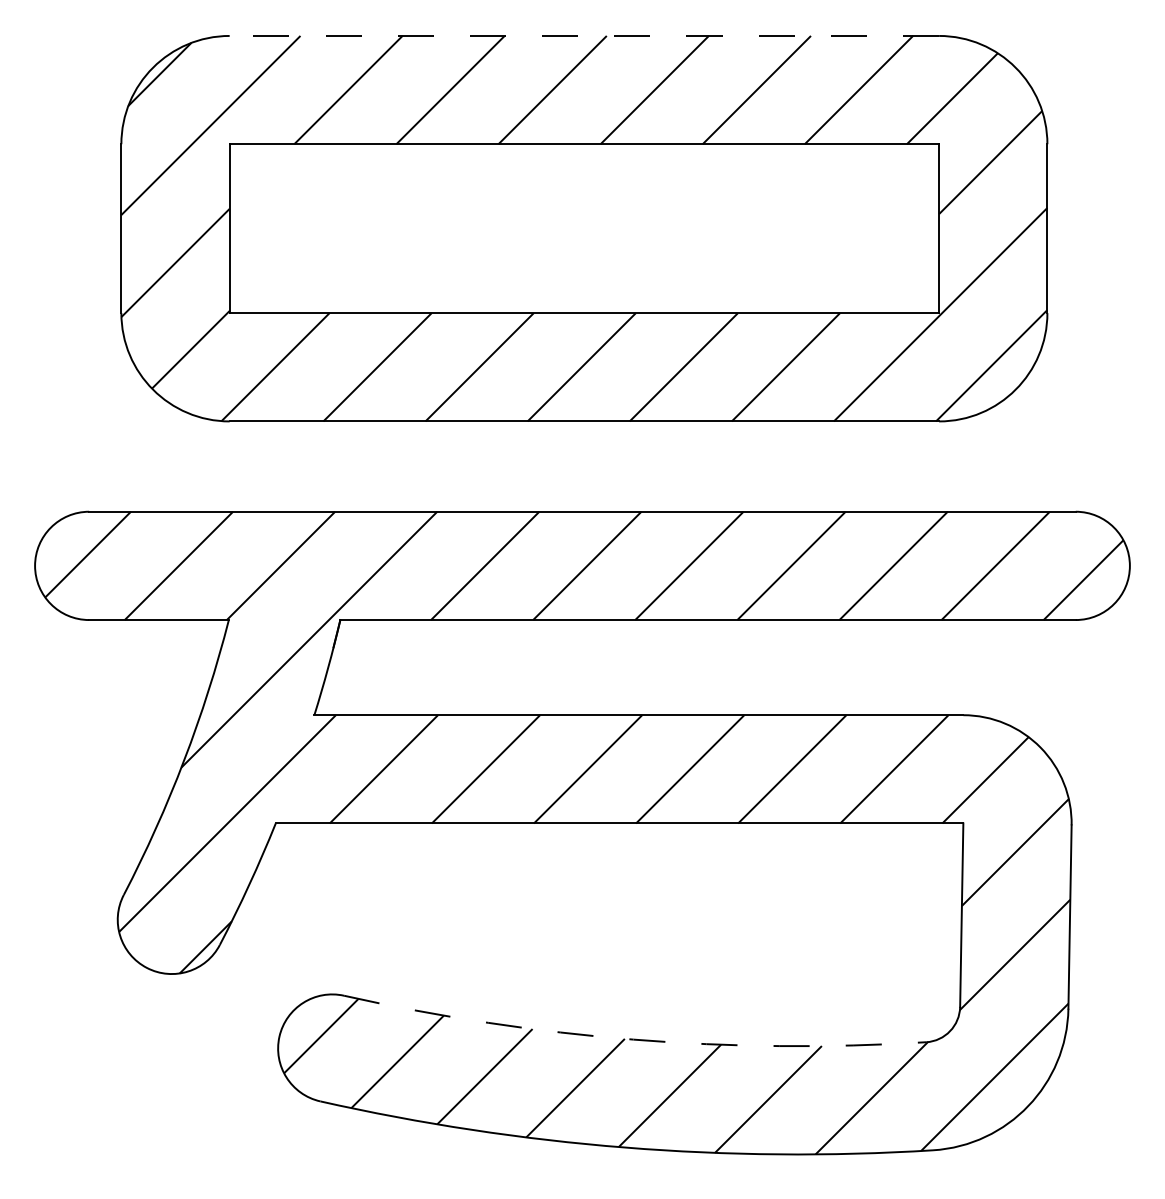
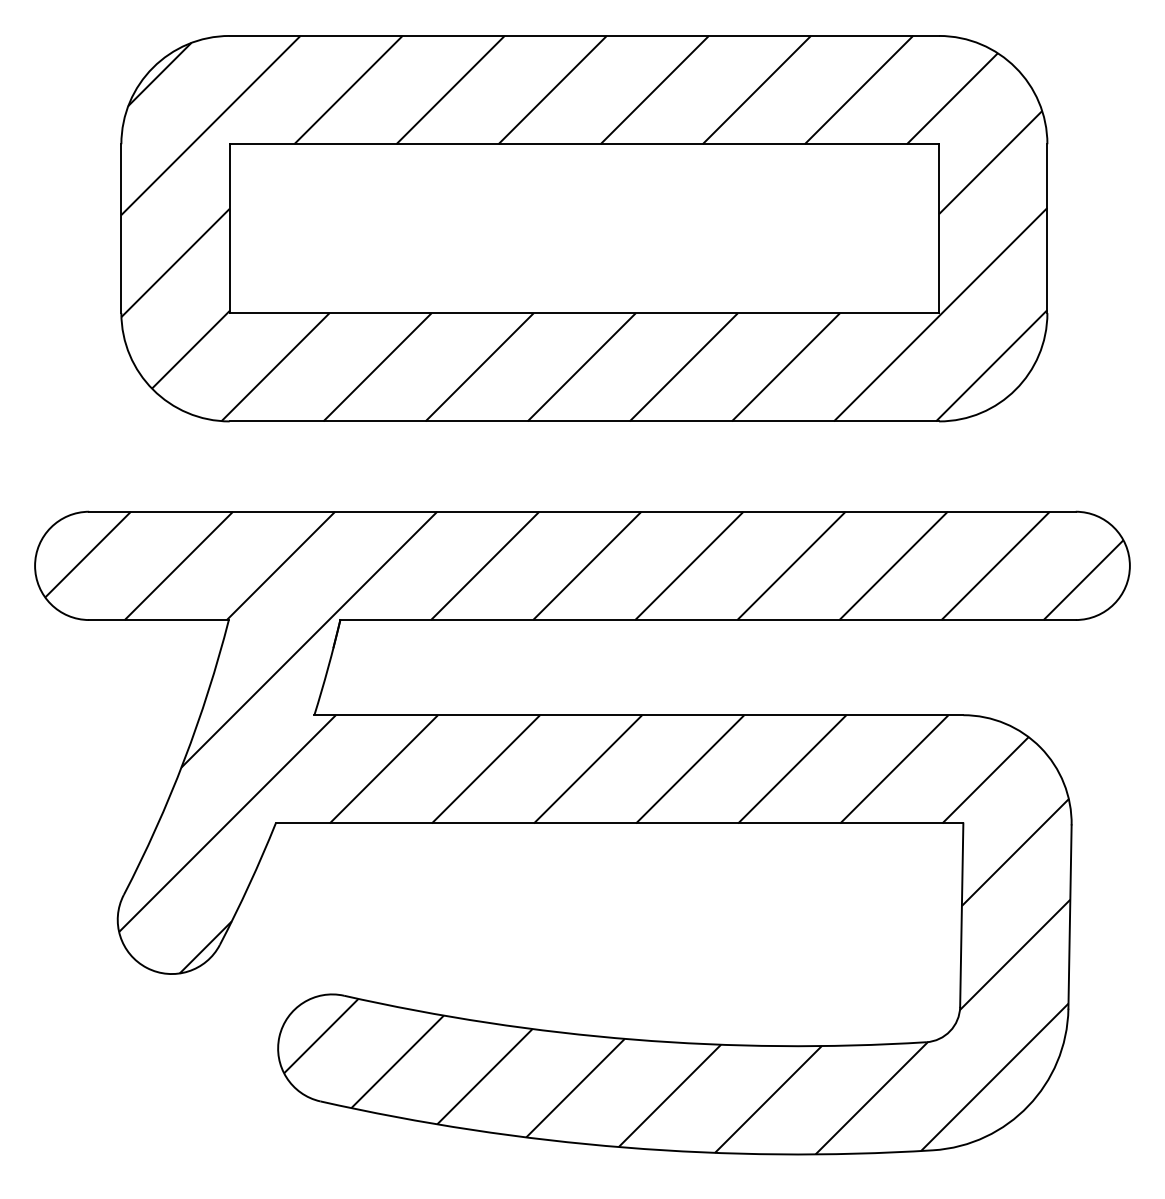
line: dashed -> solid (584, 35)
arc: dashed -> solid (633, 1039)
